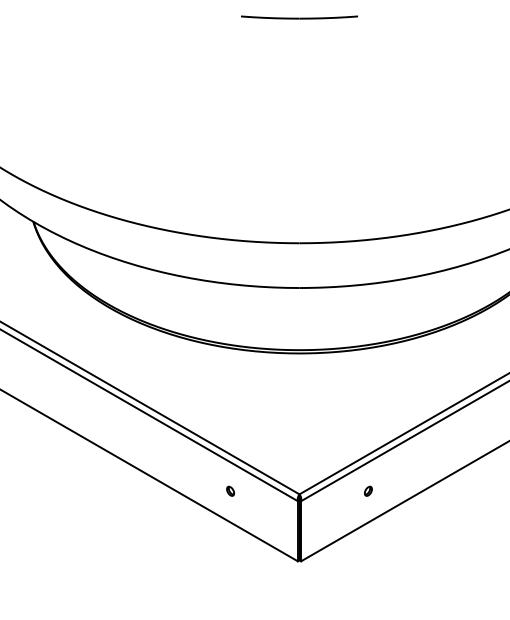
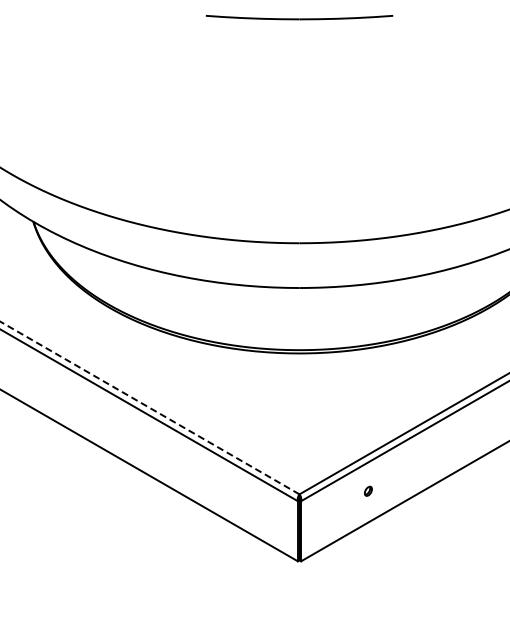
part size: 117x5 px -> 189x6 px (299, 17)
line: solid -> dashed (149, 407)
part: present -> none (230, 490)
